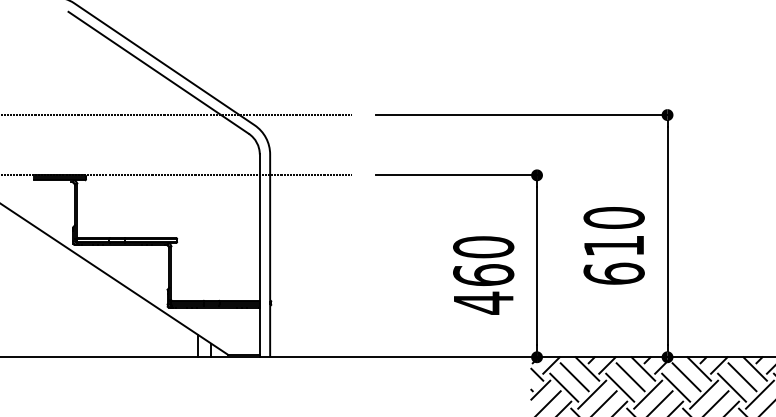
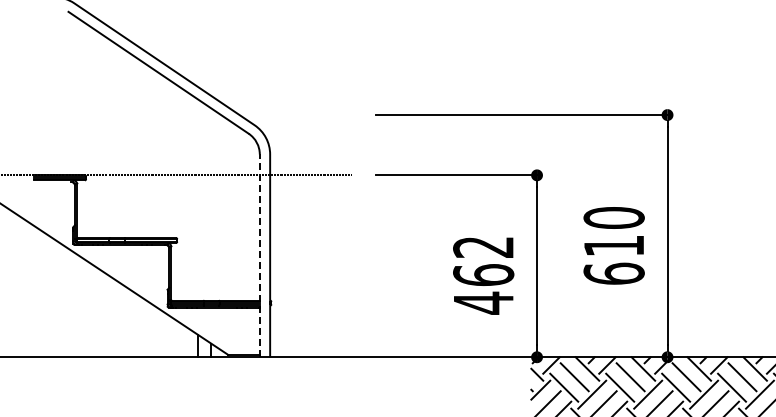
line: present -> none (177, 115)
text: 460 -> 462 (483, 247)
line: solid -> dashed (259, 255)
